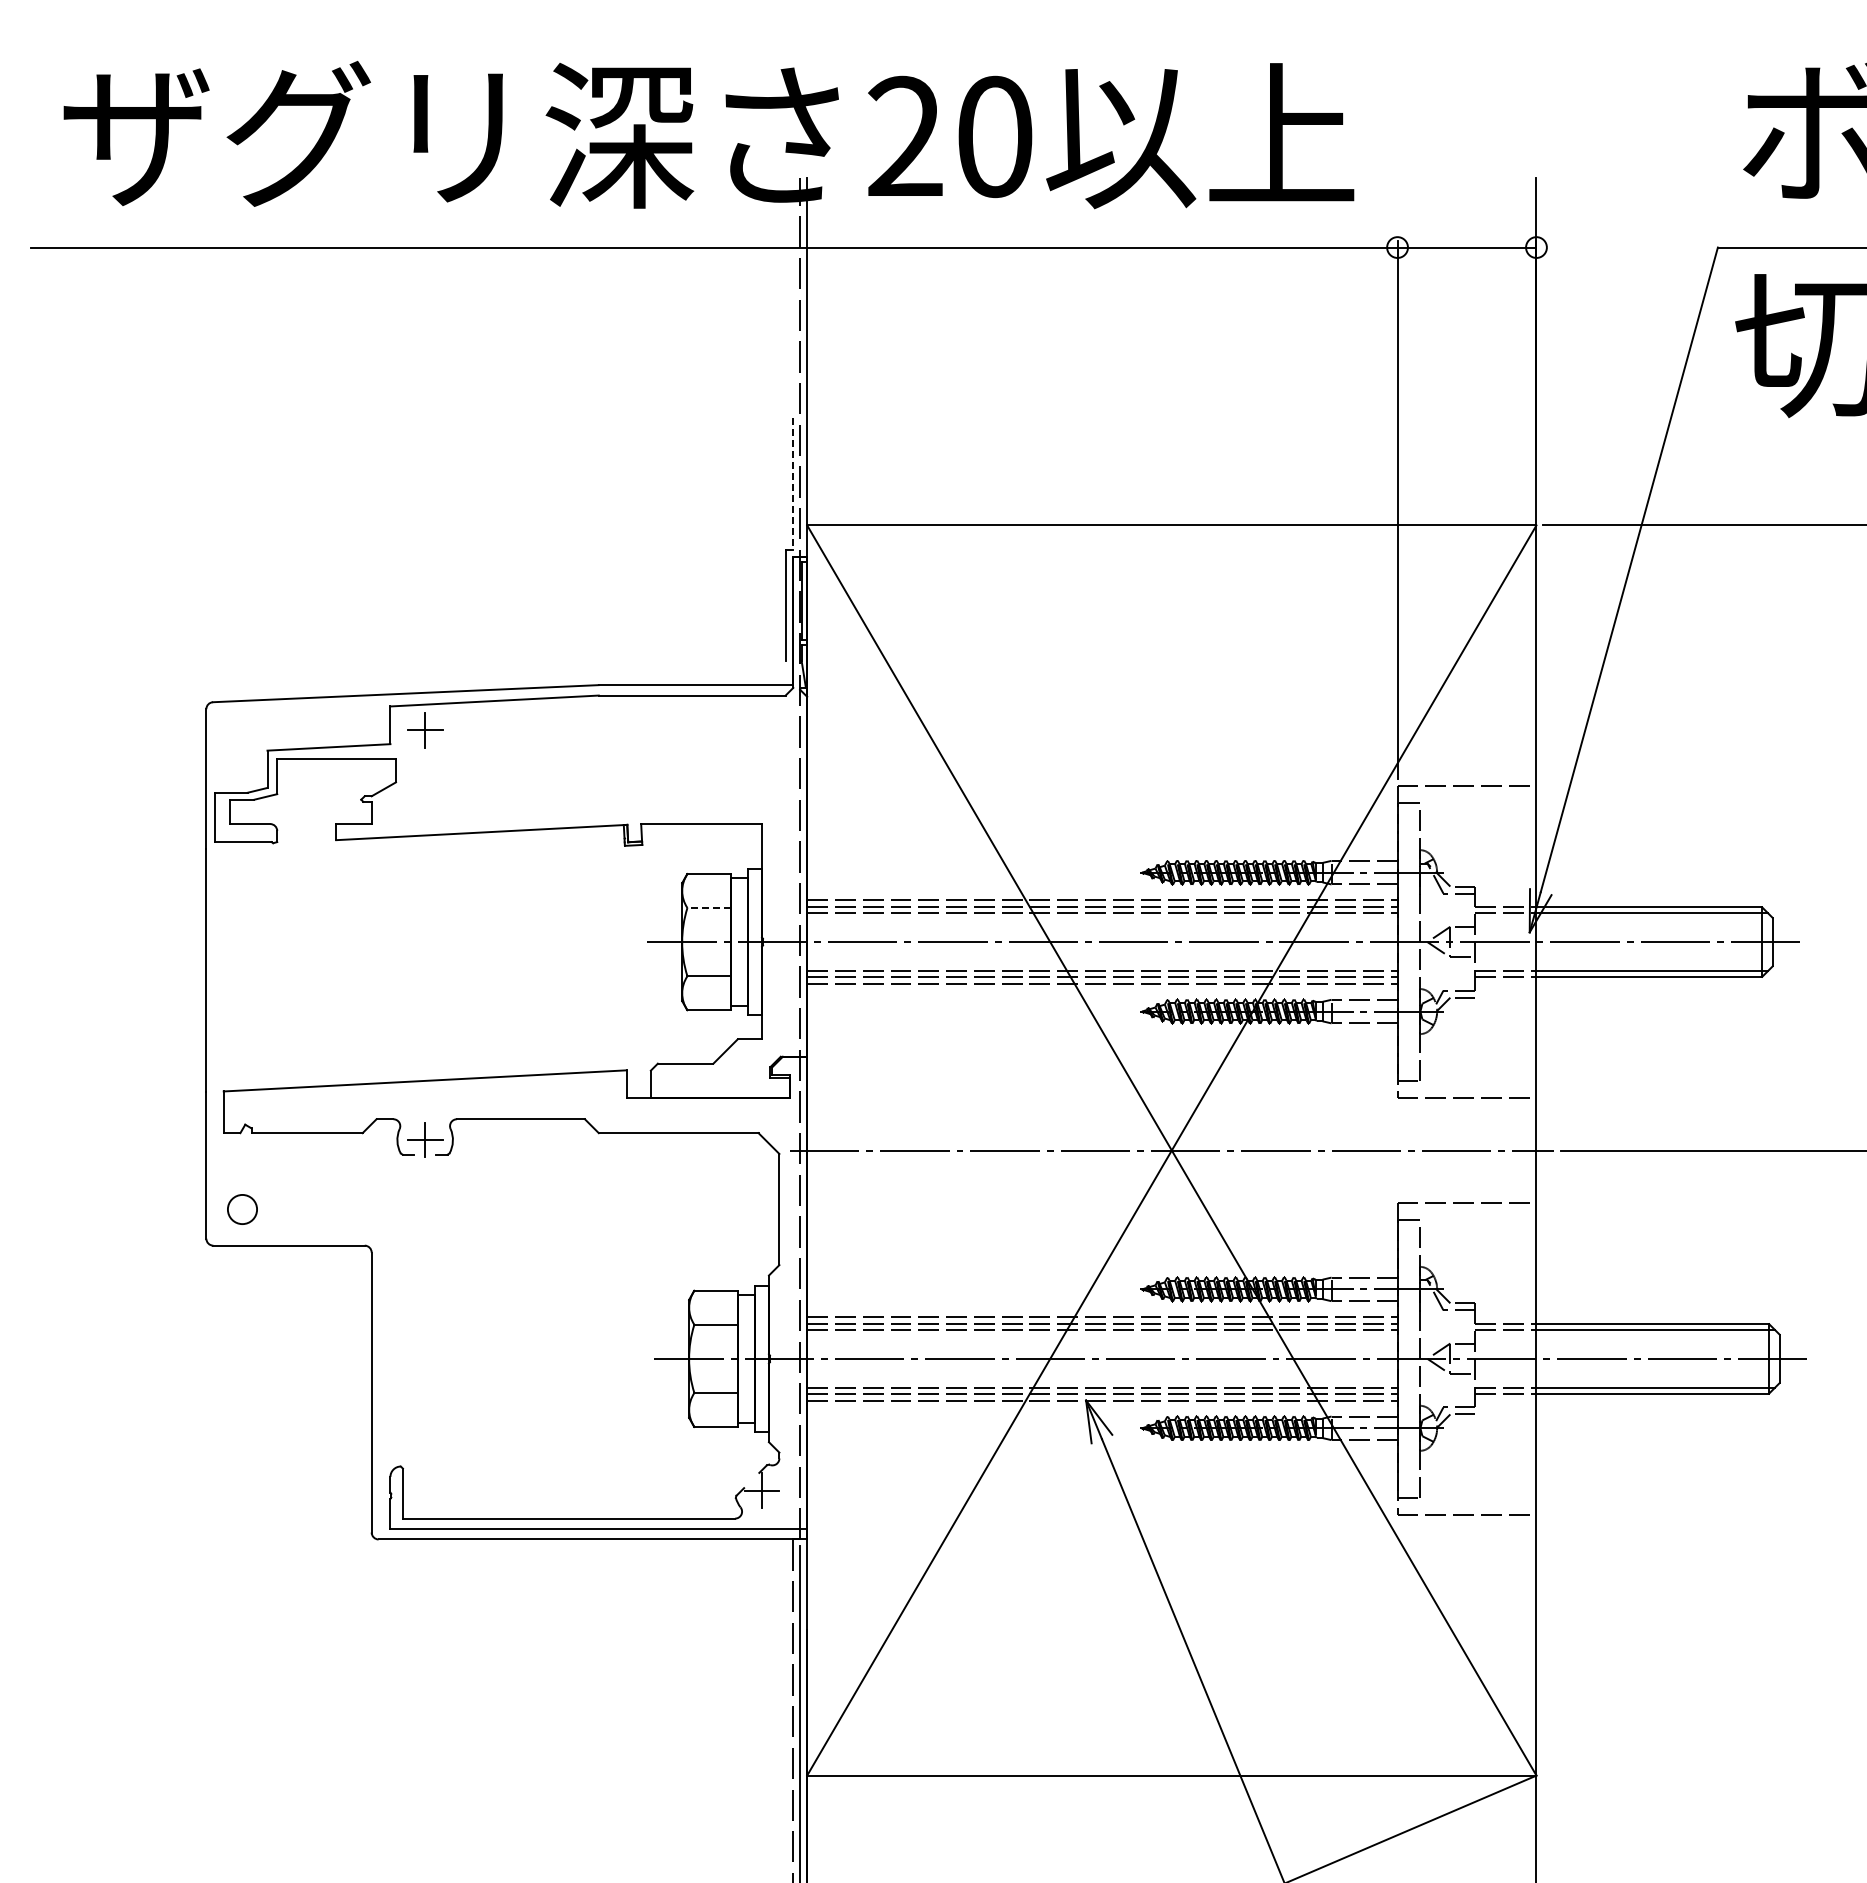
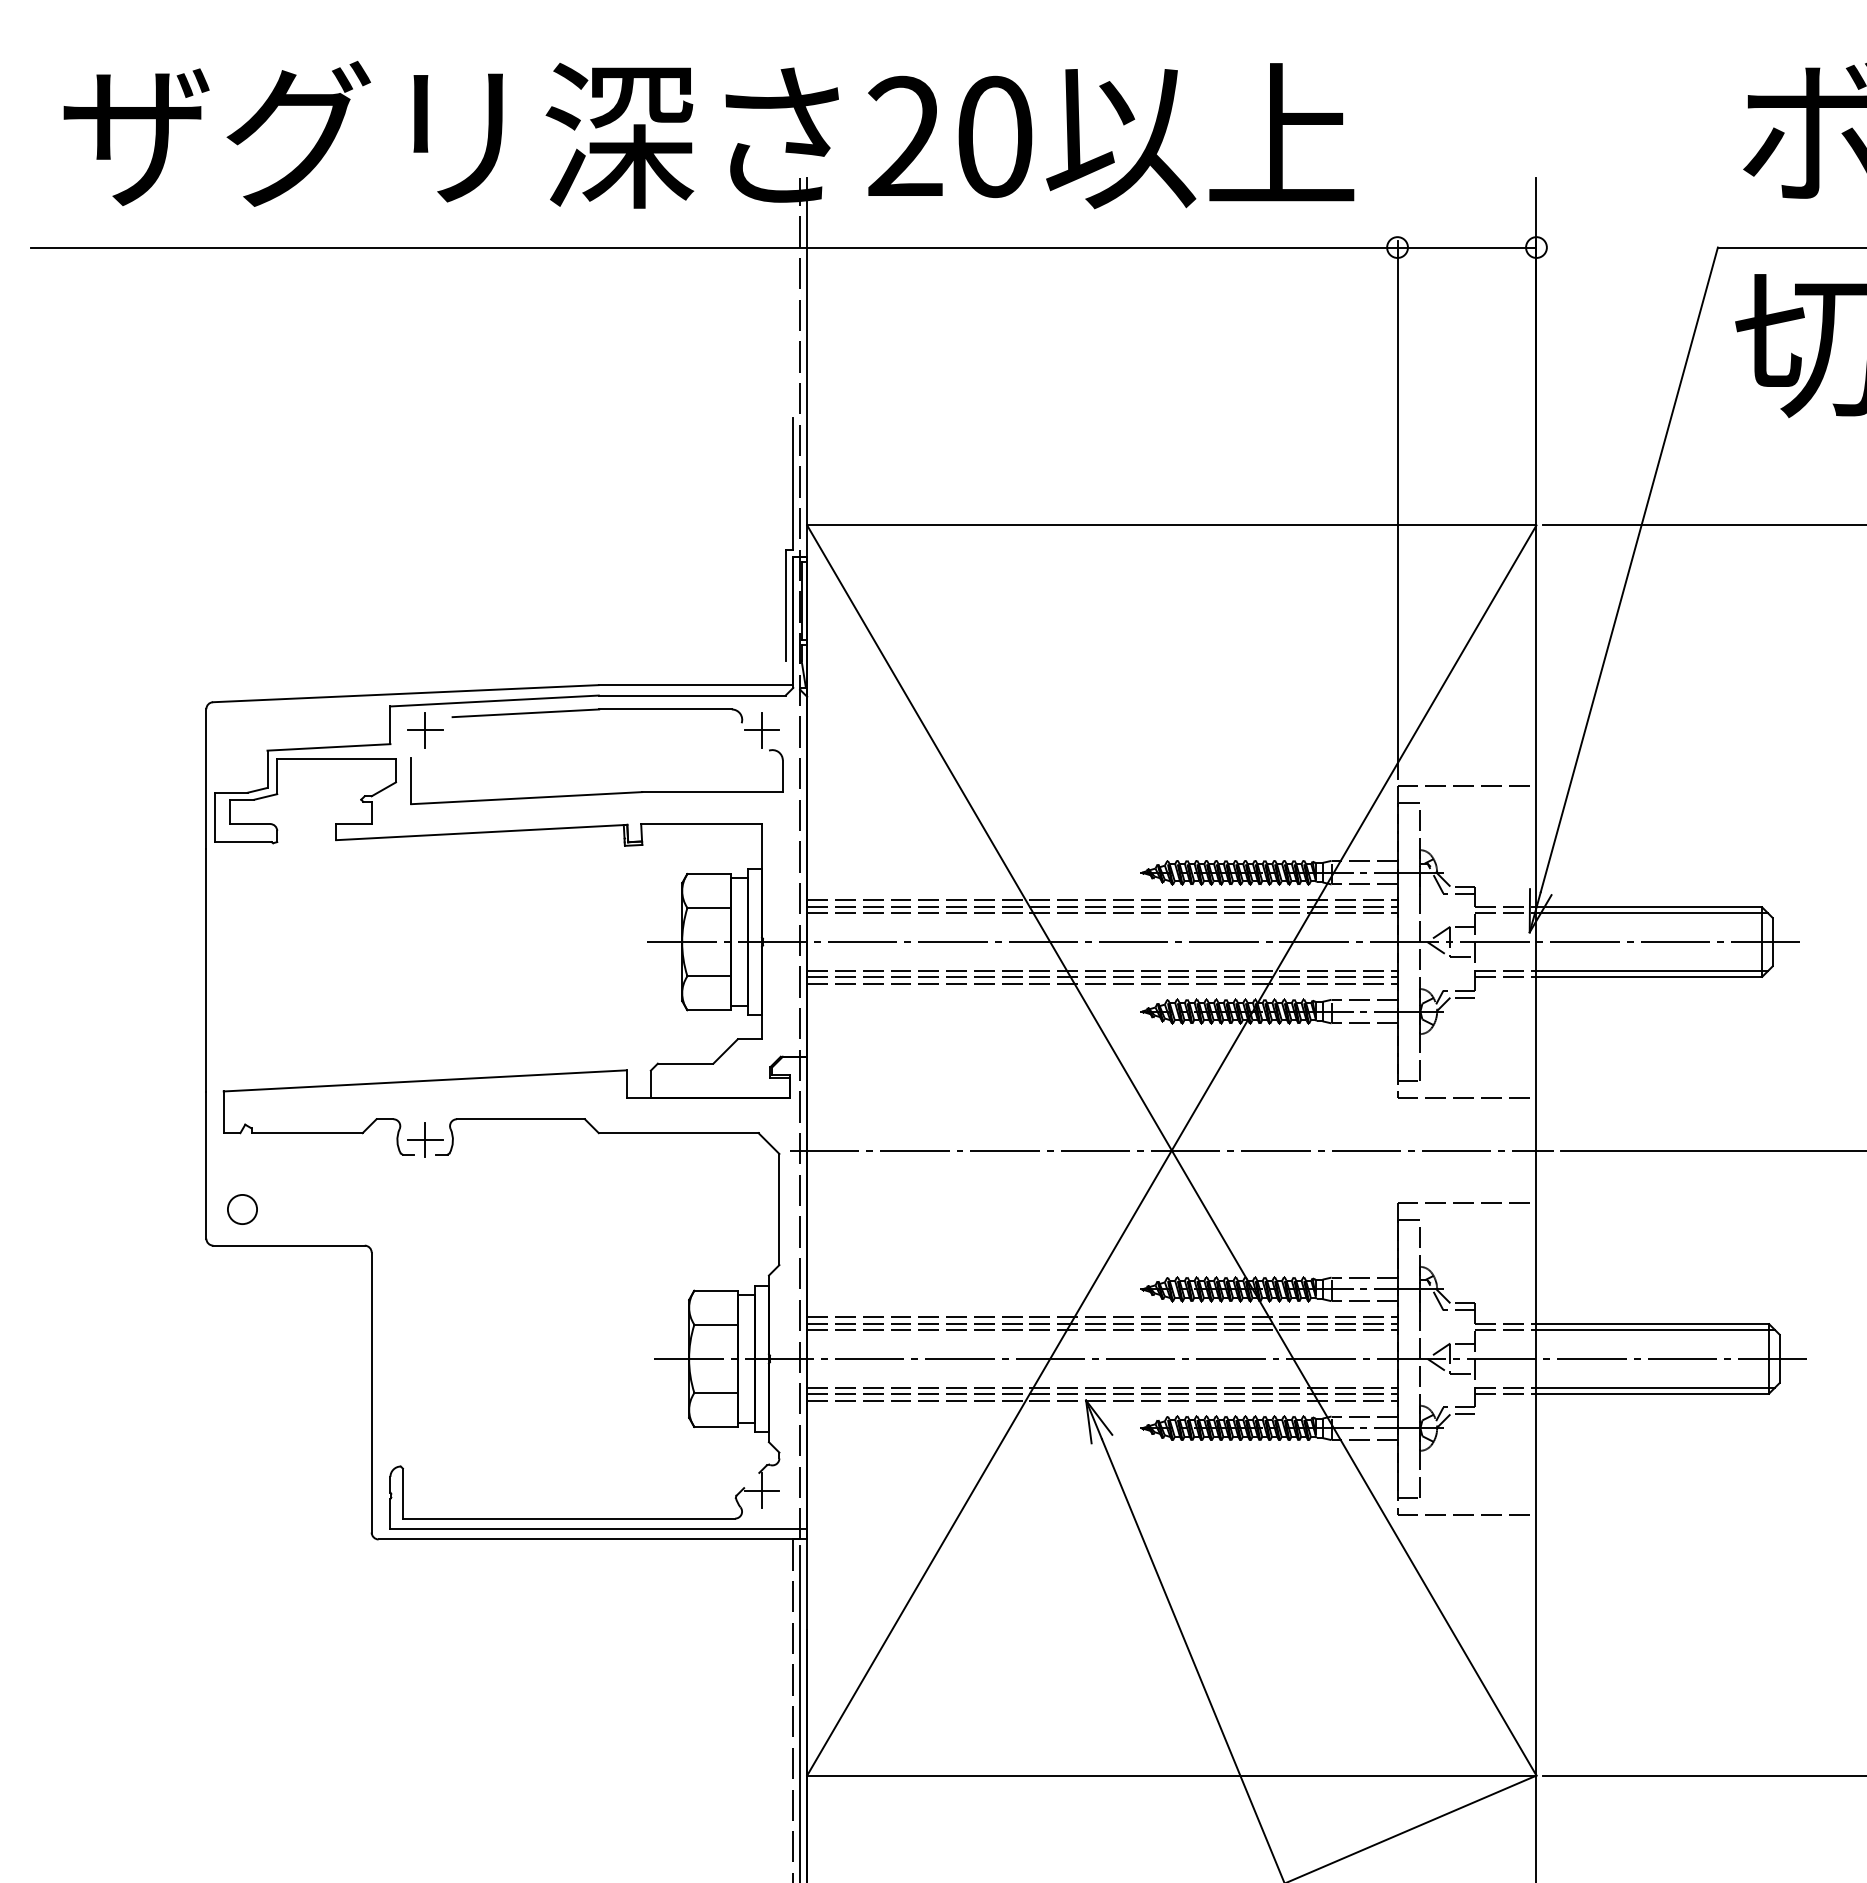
line: dashed -> solid (793, 483)
part: none -> present (596, 793)
line: dashed -> solid (709, 908)
line: none -> present (1703, 1775)
